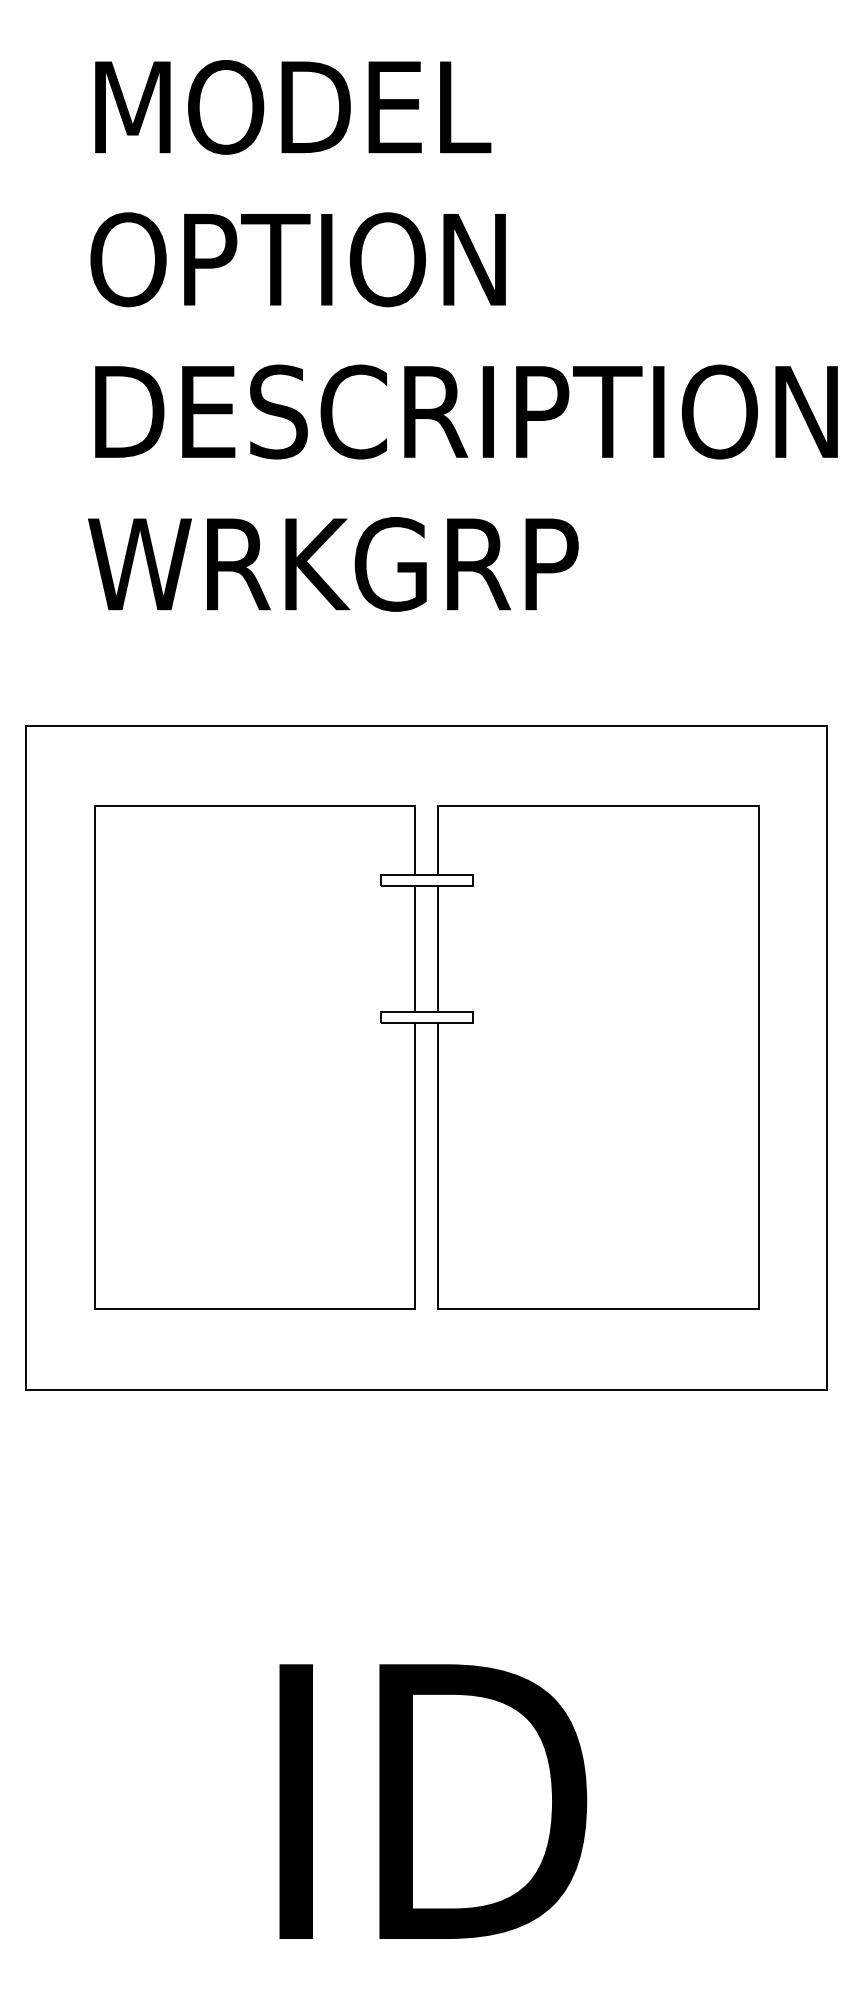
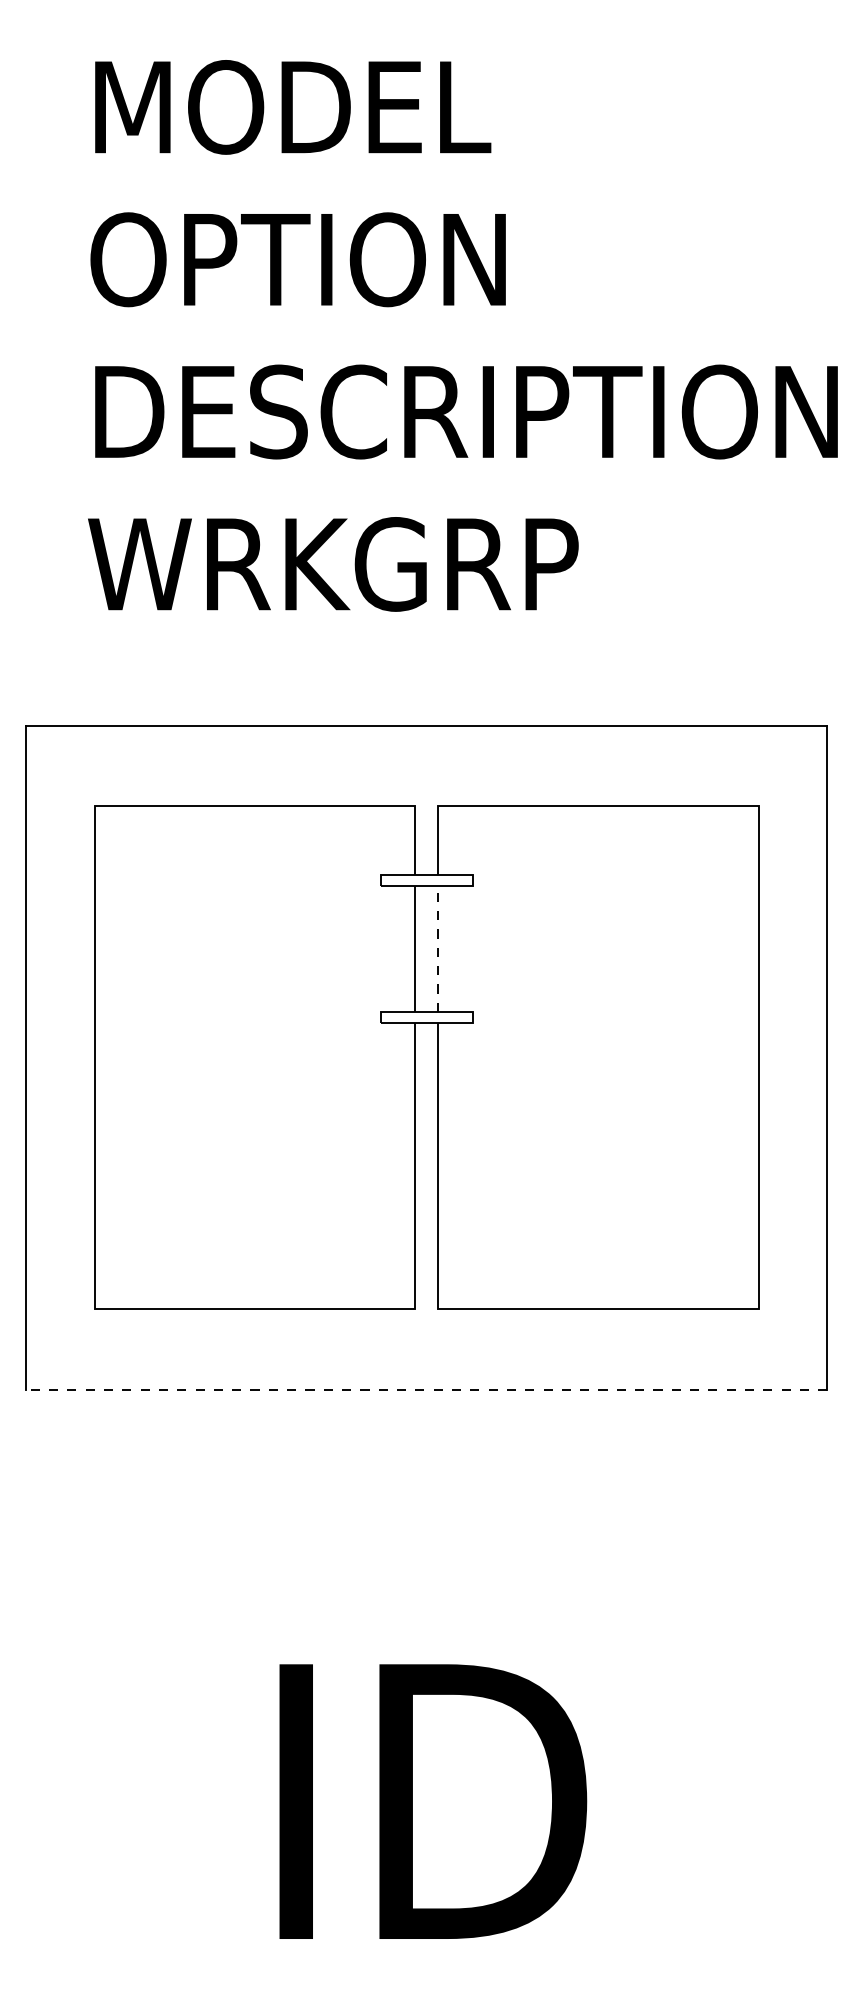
line: solid -> dashed (438, 948)
line: solid -> dashed (426, 1389)
